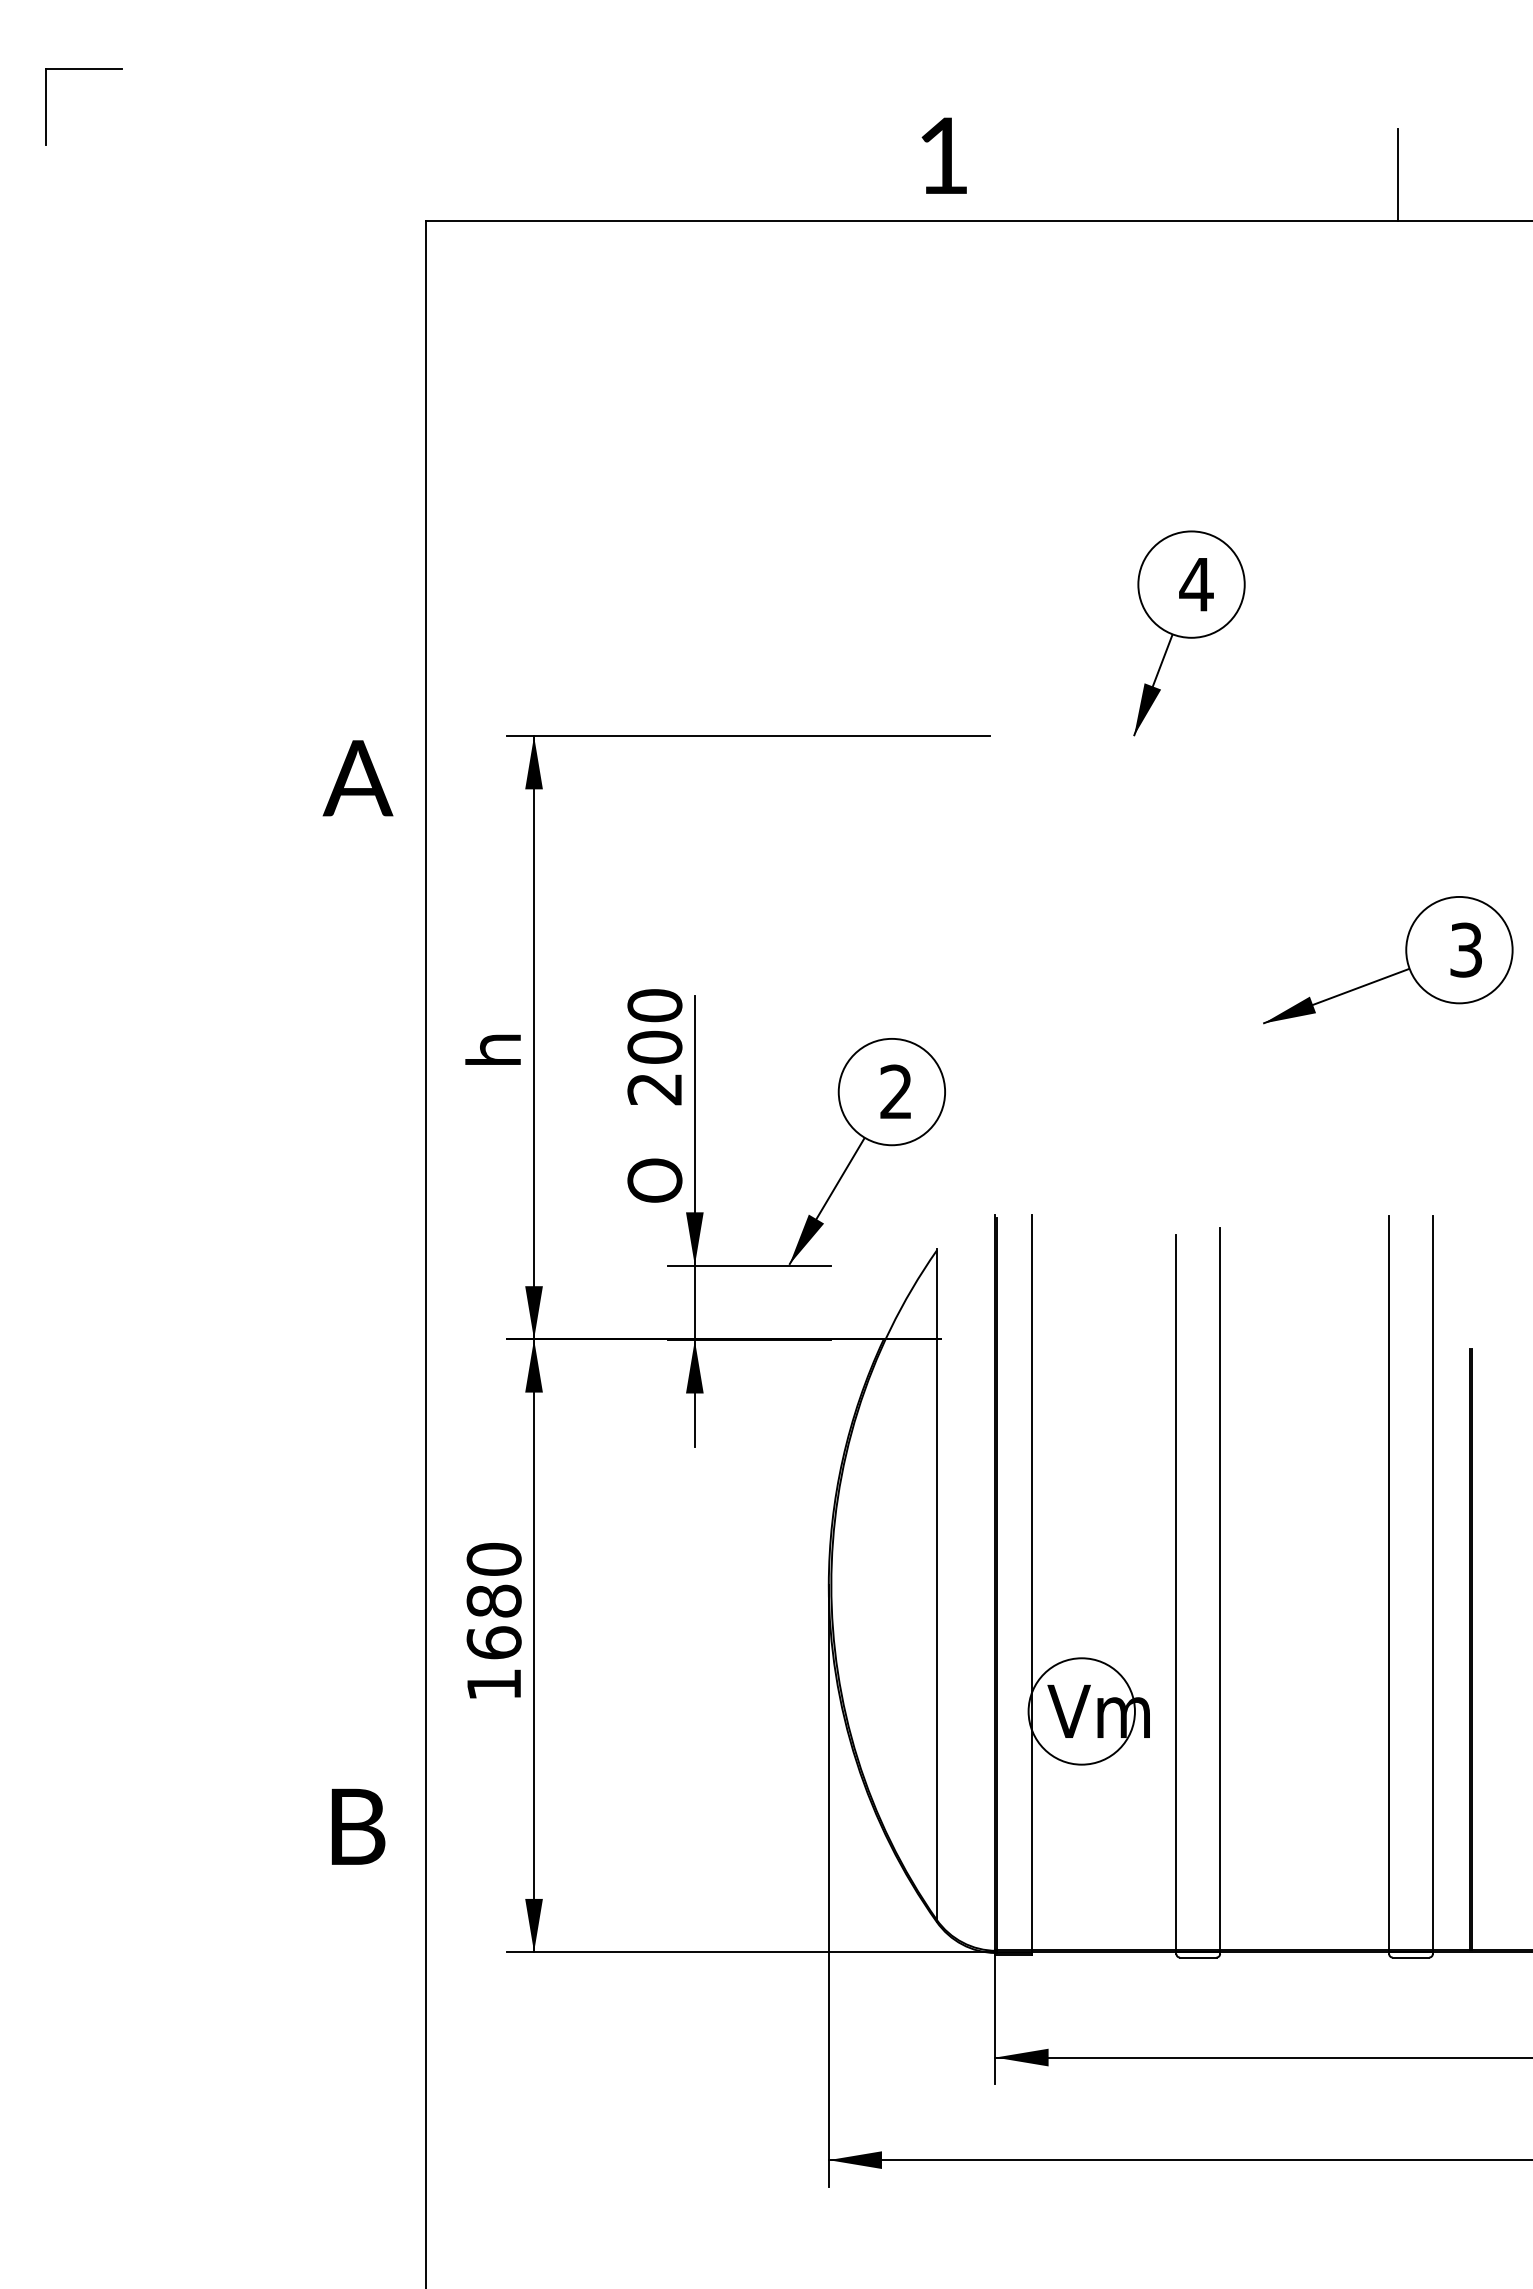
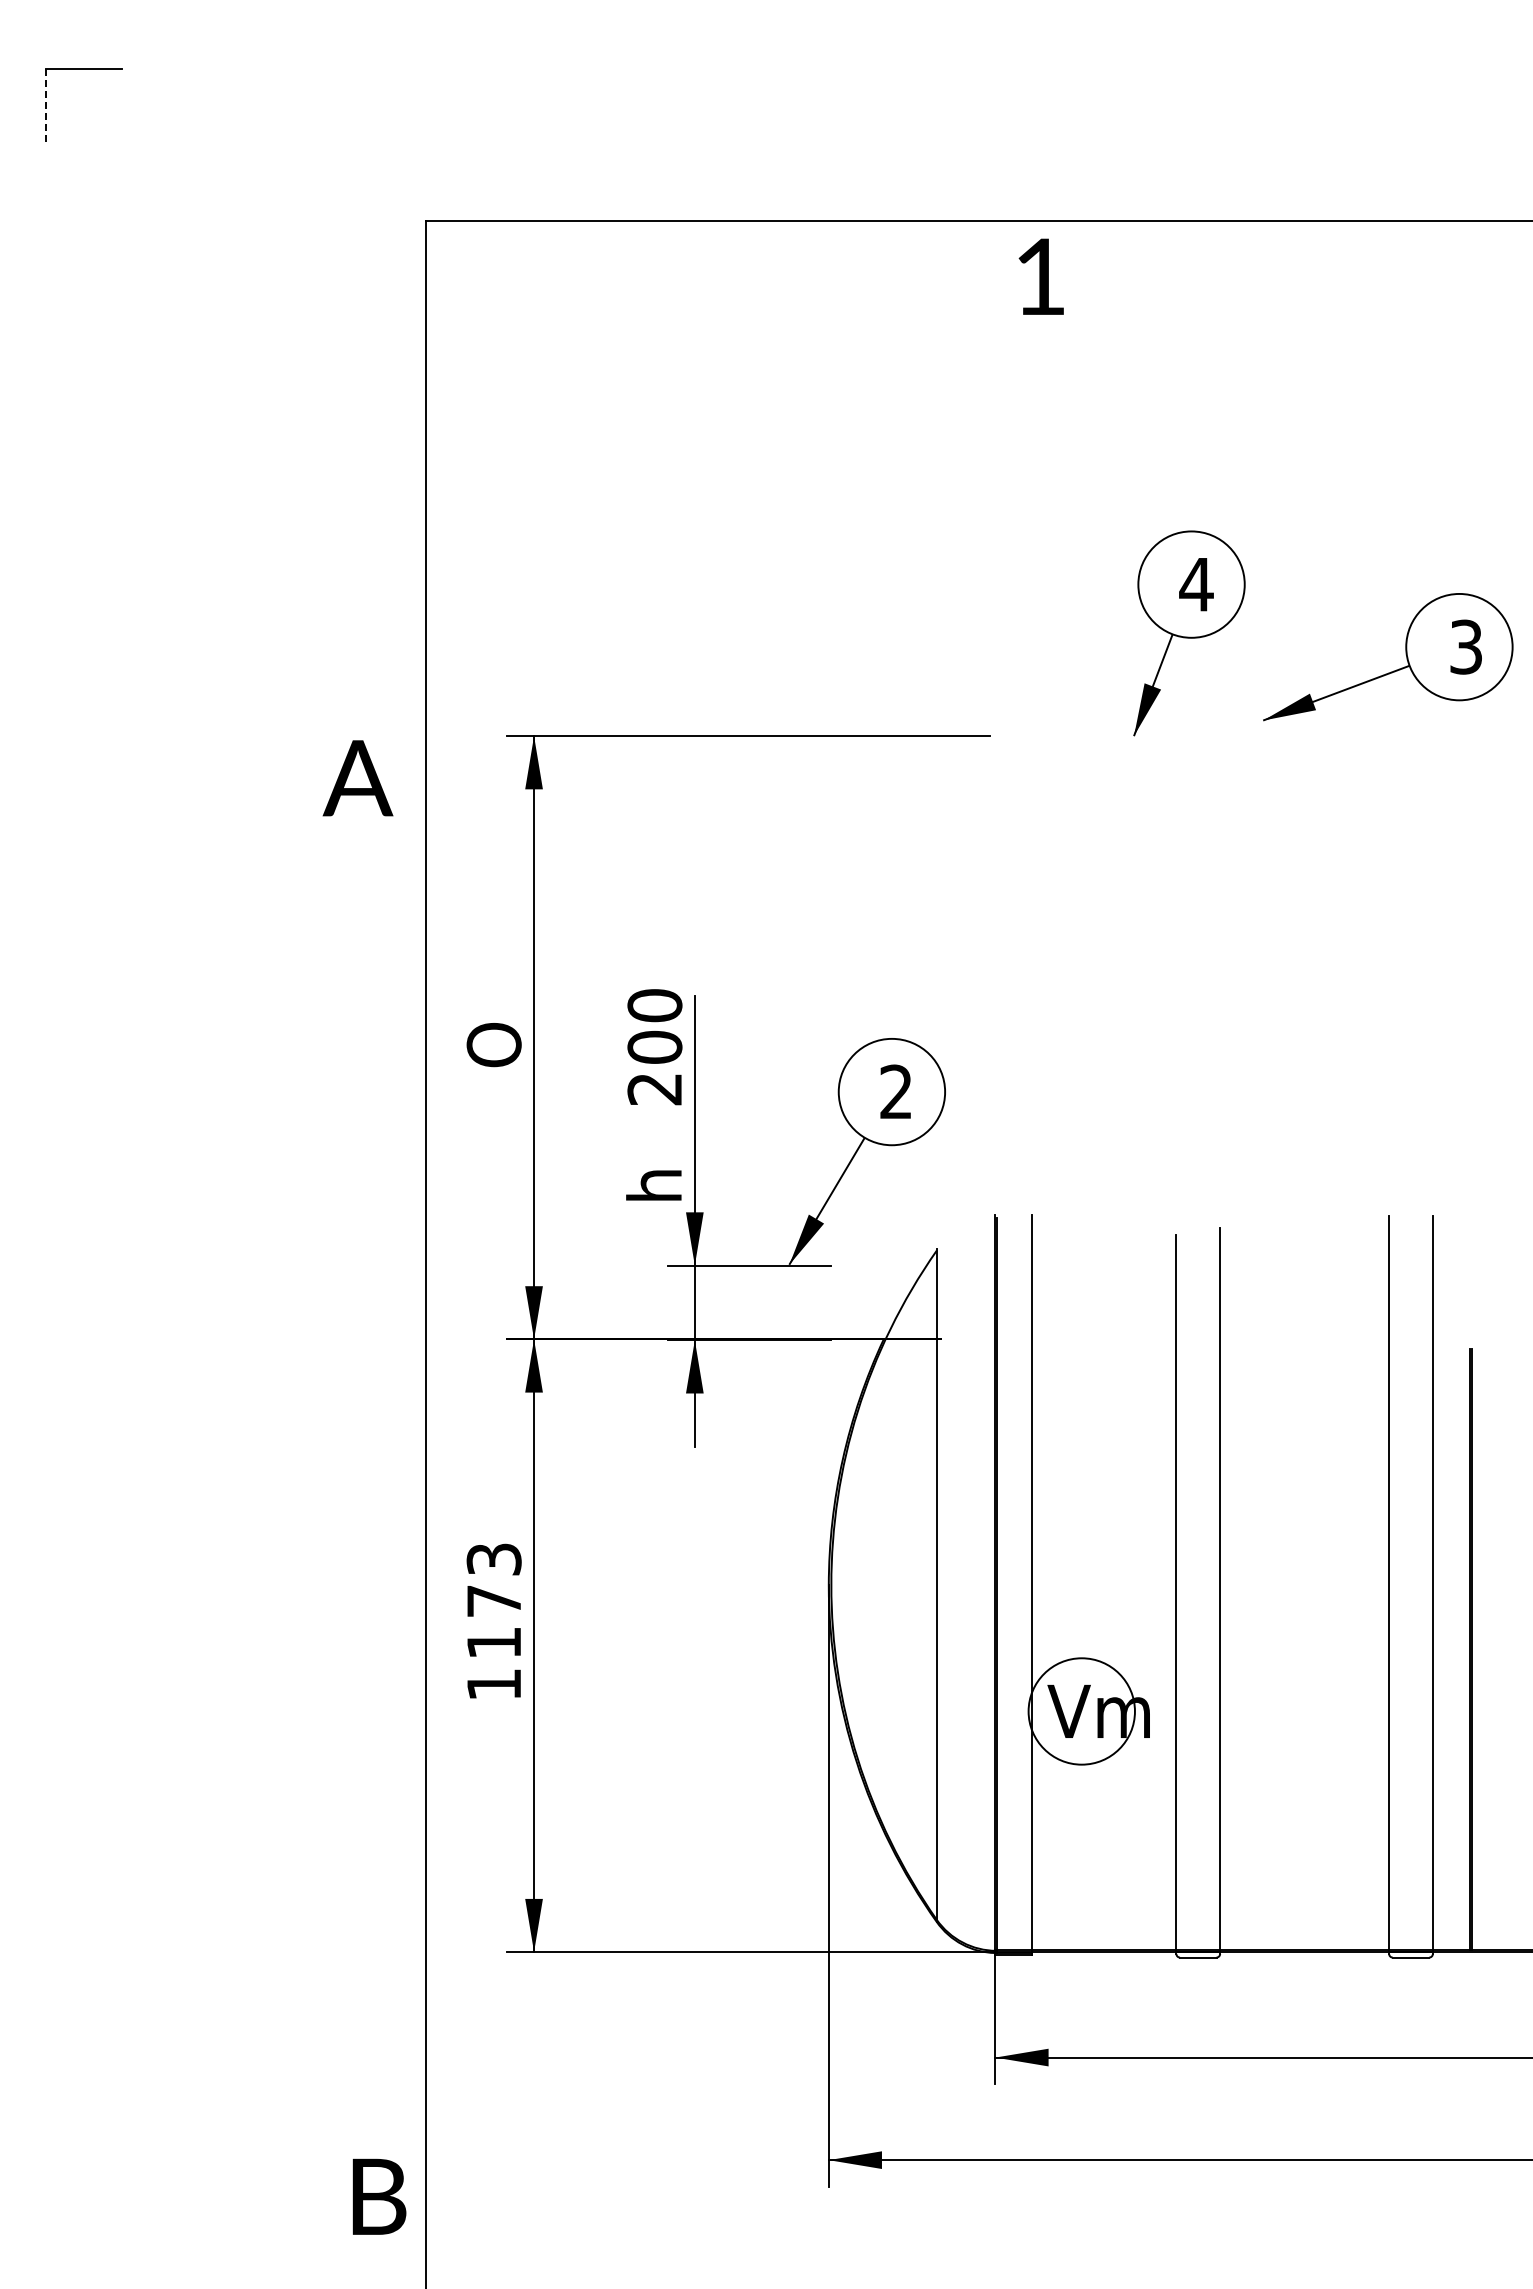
line: solid -> dashed (45, 106)
text position: (943, 155) -> (1040, 276) (1040, 276)
line: present -> none (1398, 174)
part position: (1393, 973) -> (1393, 670) (1393, 670)
text: h -> O (493, 1045)
text: O -> h (654, 1180)
text: 1680 -> 1173 (493, 1601)
text position: (358, 1826) -> (379, 2196) (379, 2196)
